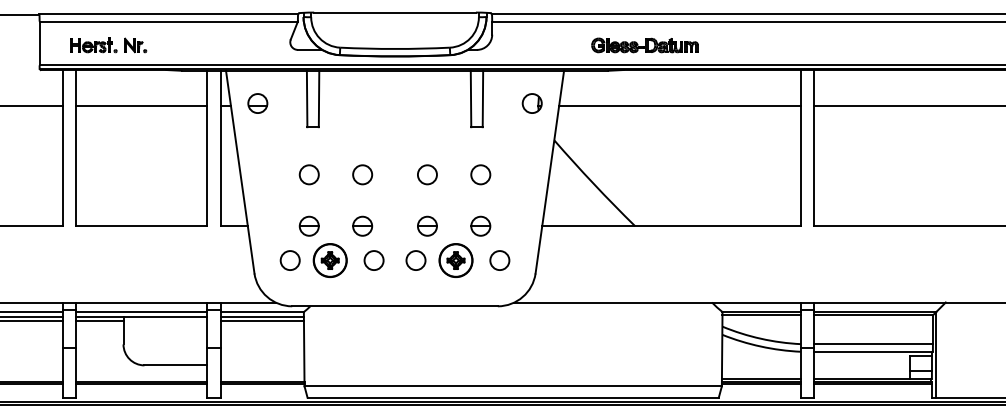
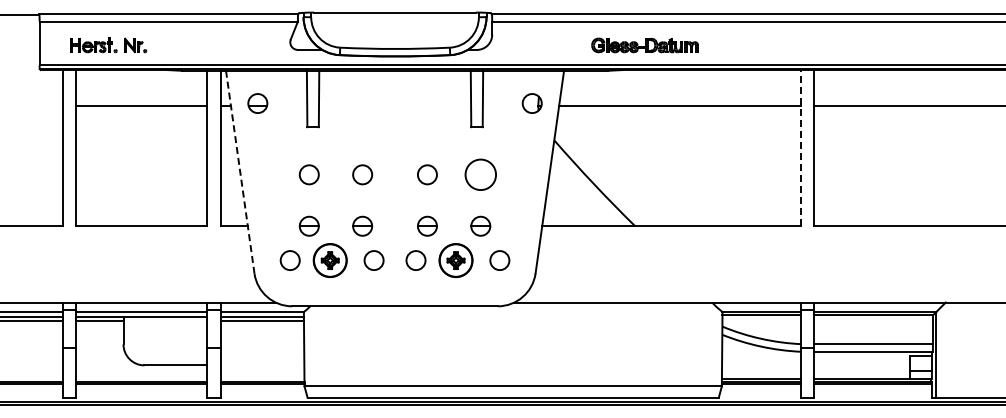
line: present -> none (32, 106)
line: solid -> dashed (800, 147)
line: solid -> dashed (240, 172)
circle diameter: 19 px -> 30 px (480, 174)
